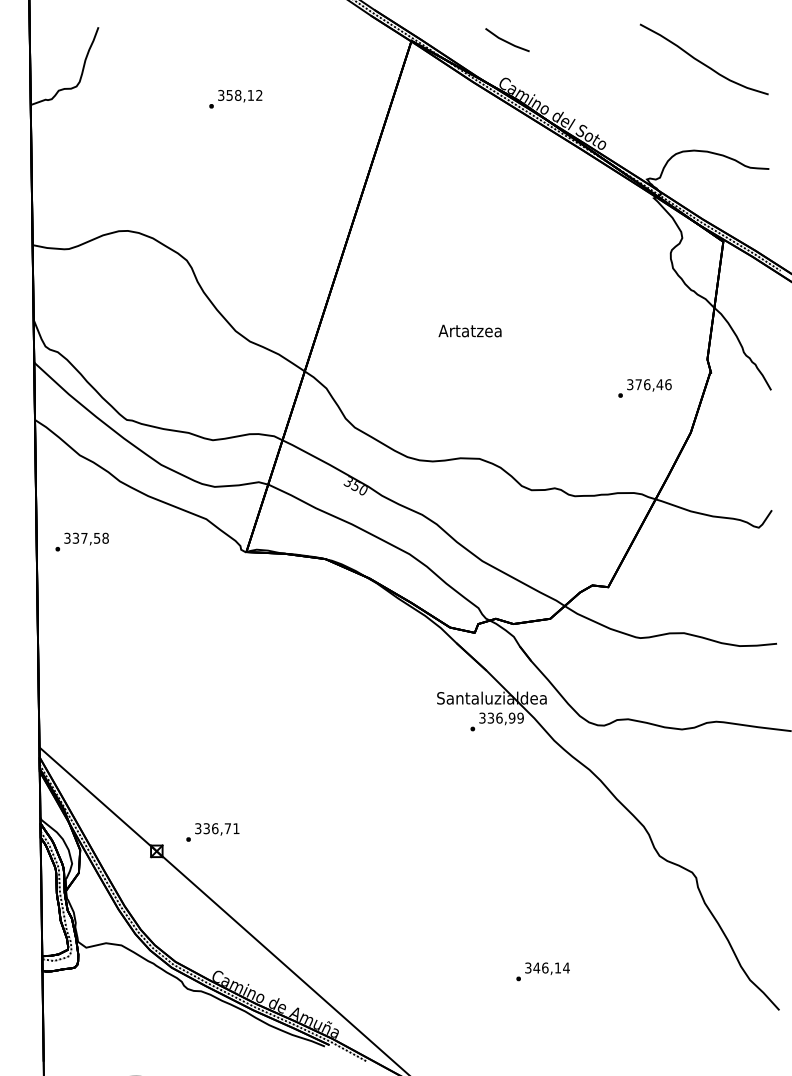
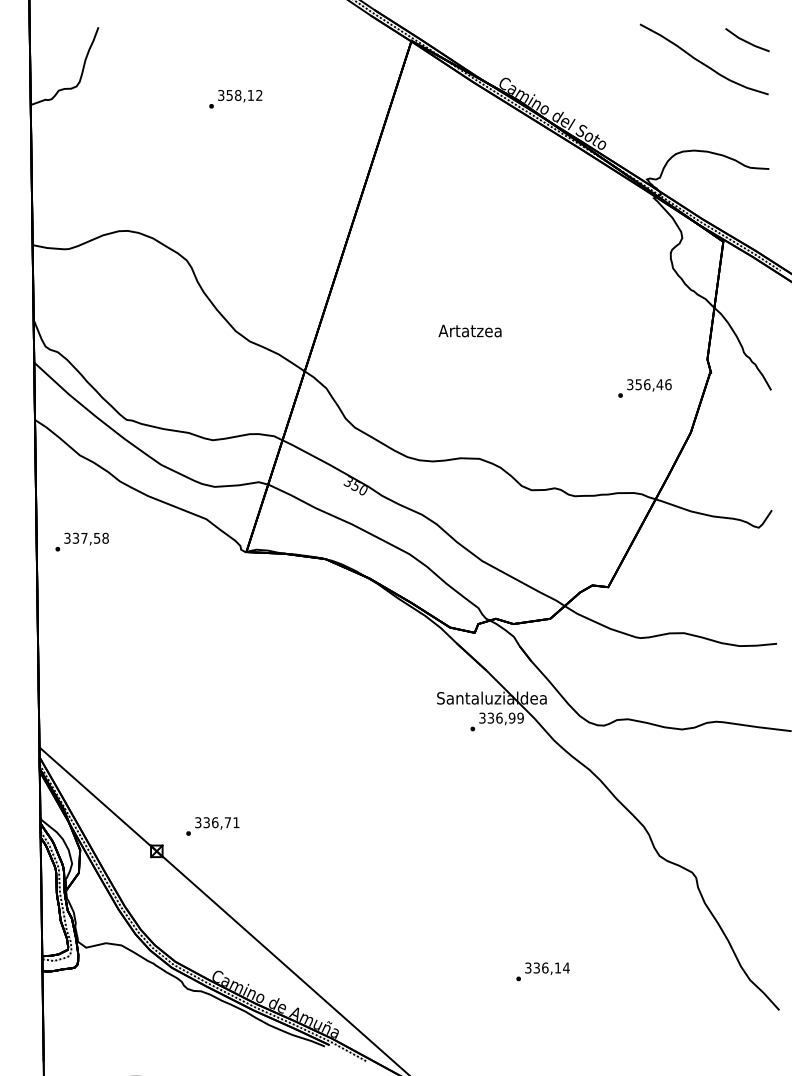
line position: (506, 40) -> (746, 40) (746, 40)
text: 376,46 -> 356,46 (638, 384)
text position: (212, 832) -> (212, 826) (212, 826)
text: 346,14 -> 336,14 (536, 967)
